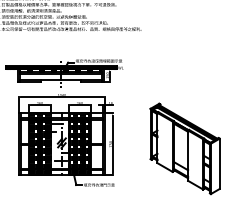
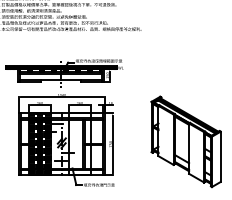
hatch: present -> none (79, 143)
part position: (184, 148) -> (185, 141) (185, 141)
